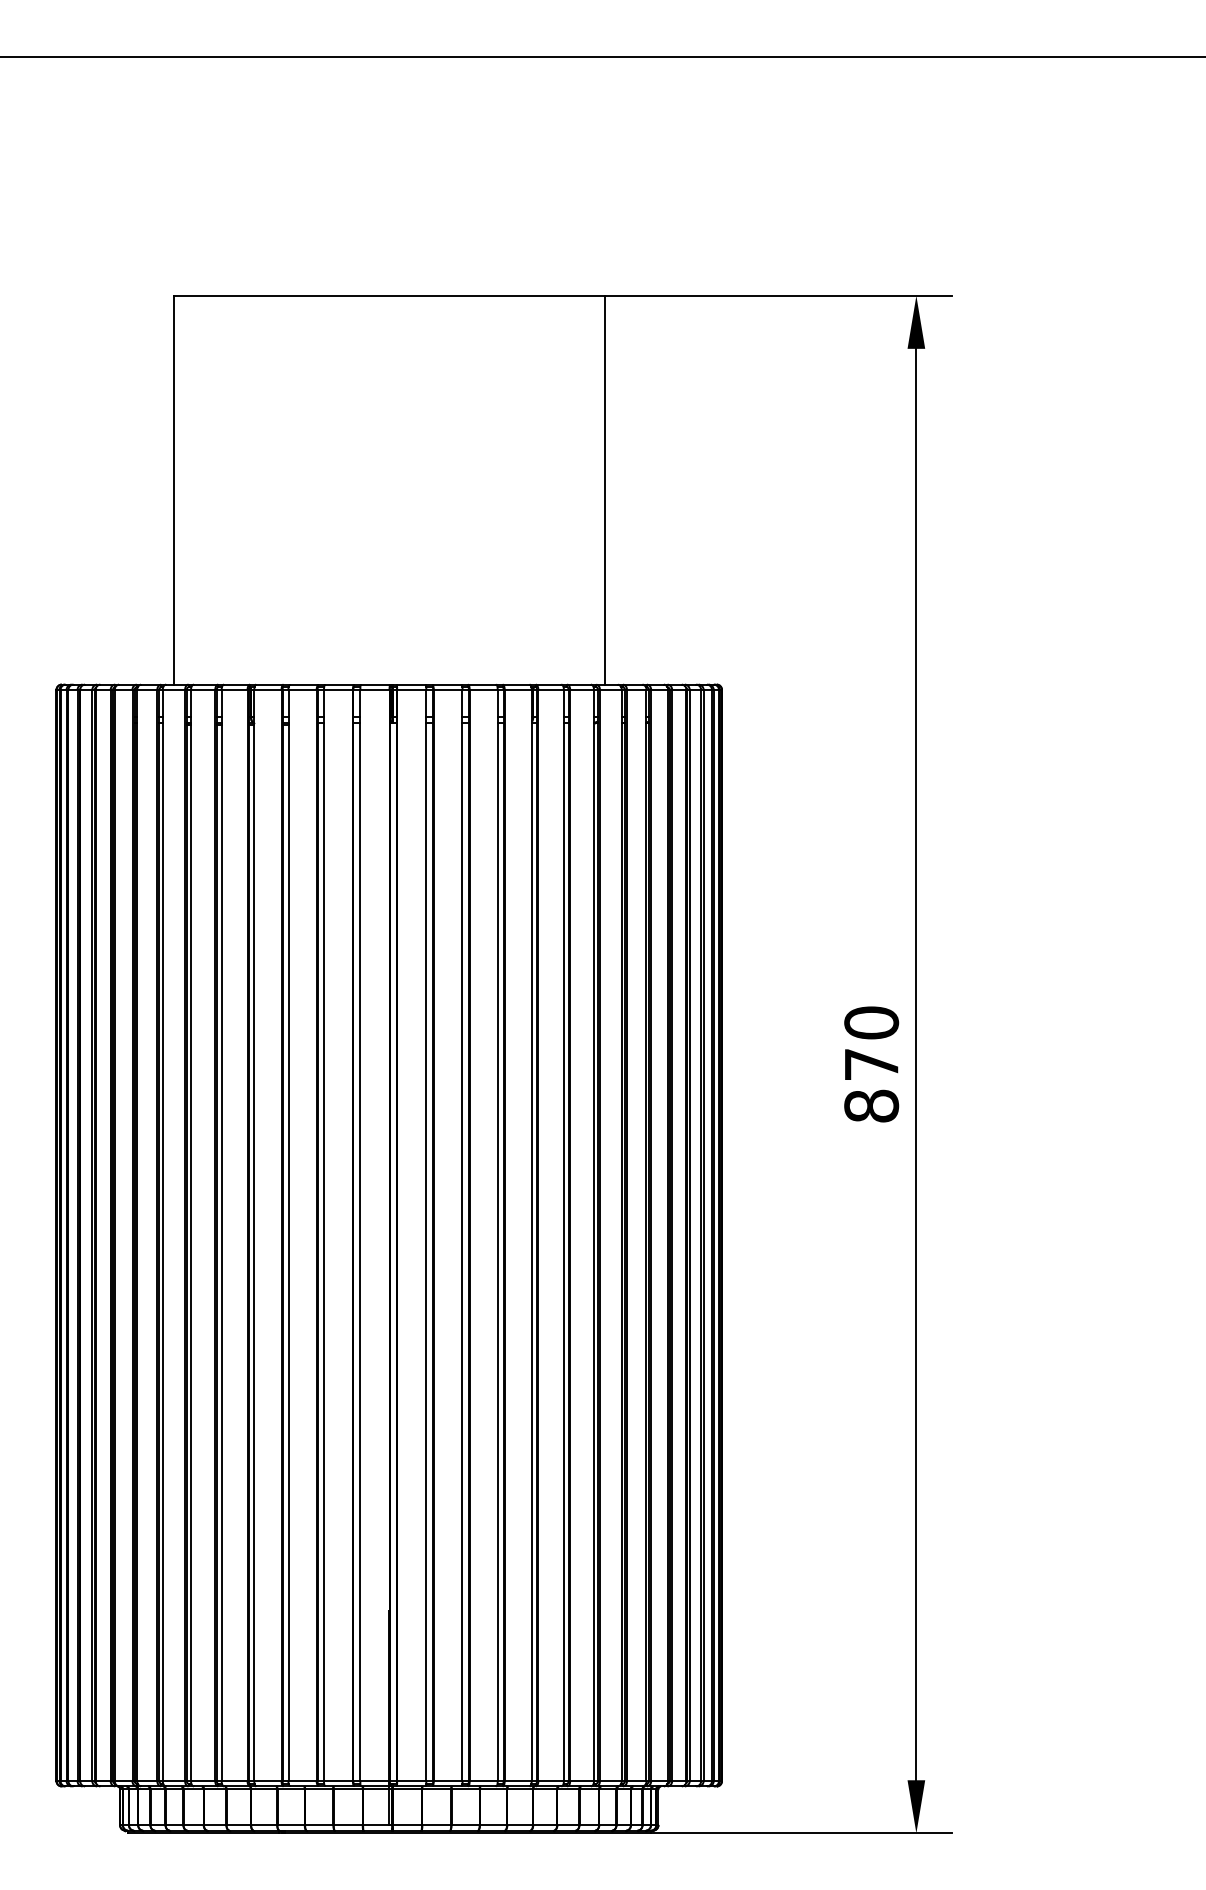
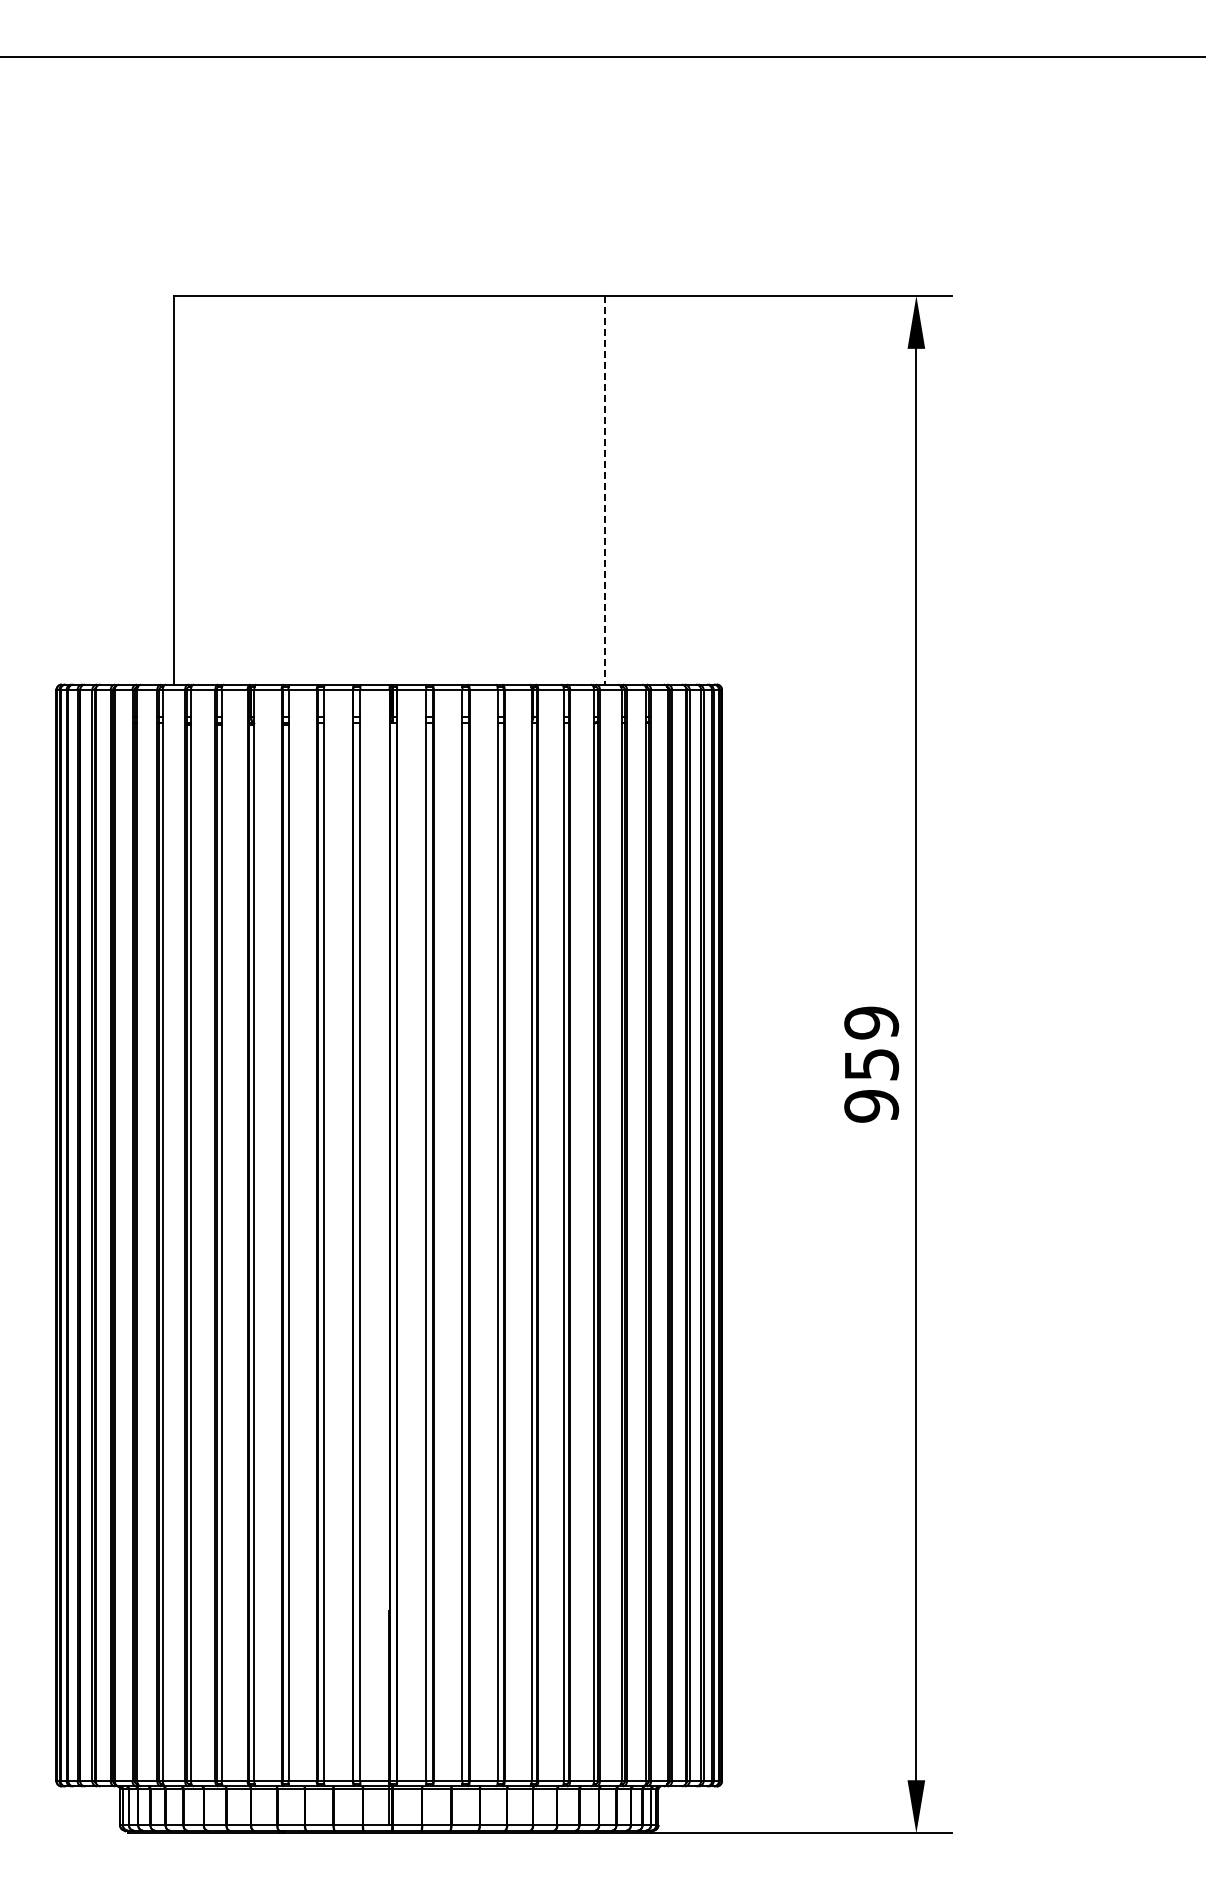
line: solid -> dashed (605, 490)
text: 870 -> 959 (871, 1064)
